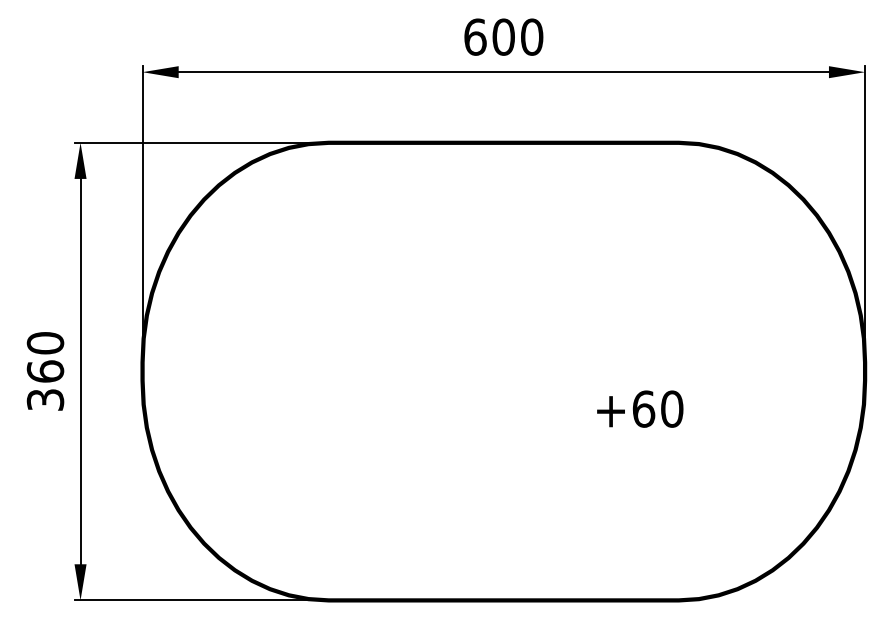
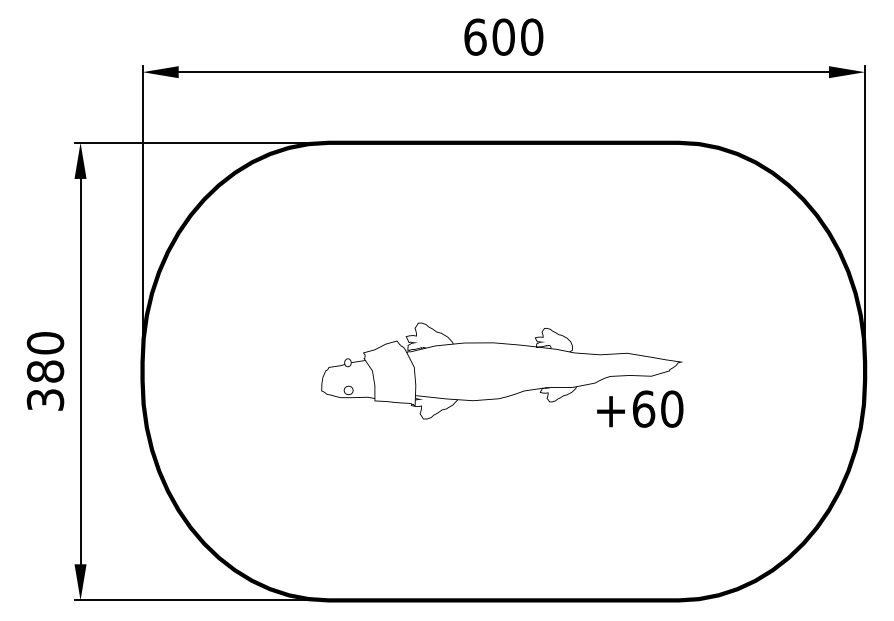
text: 360 -> 380 (45, 371)
part: none -> present (502, 374)
